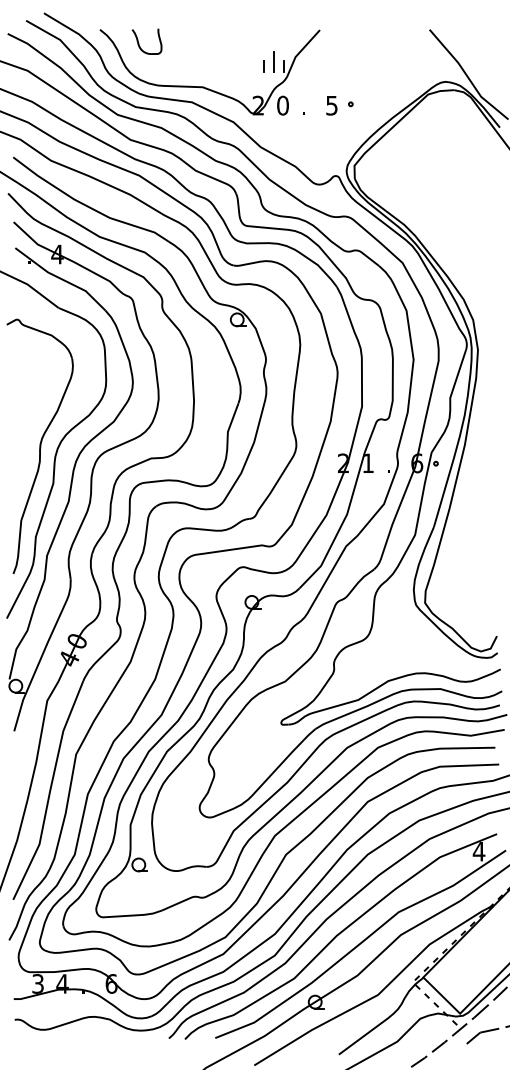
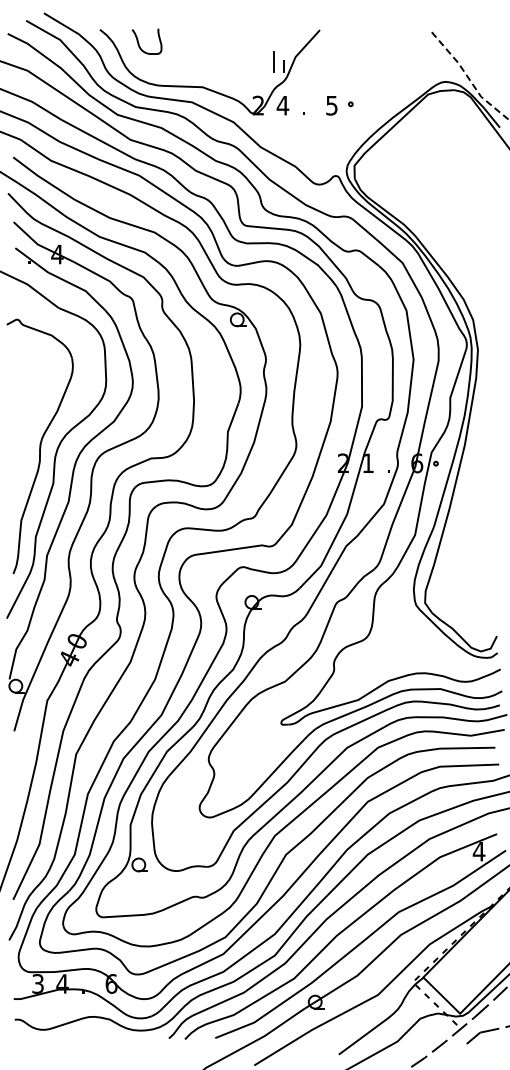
line: present -> none (263, 66)
line: solid -> dashed (467, 76)
text: 0 -> 4 (282, 105)
